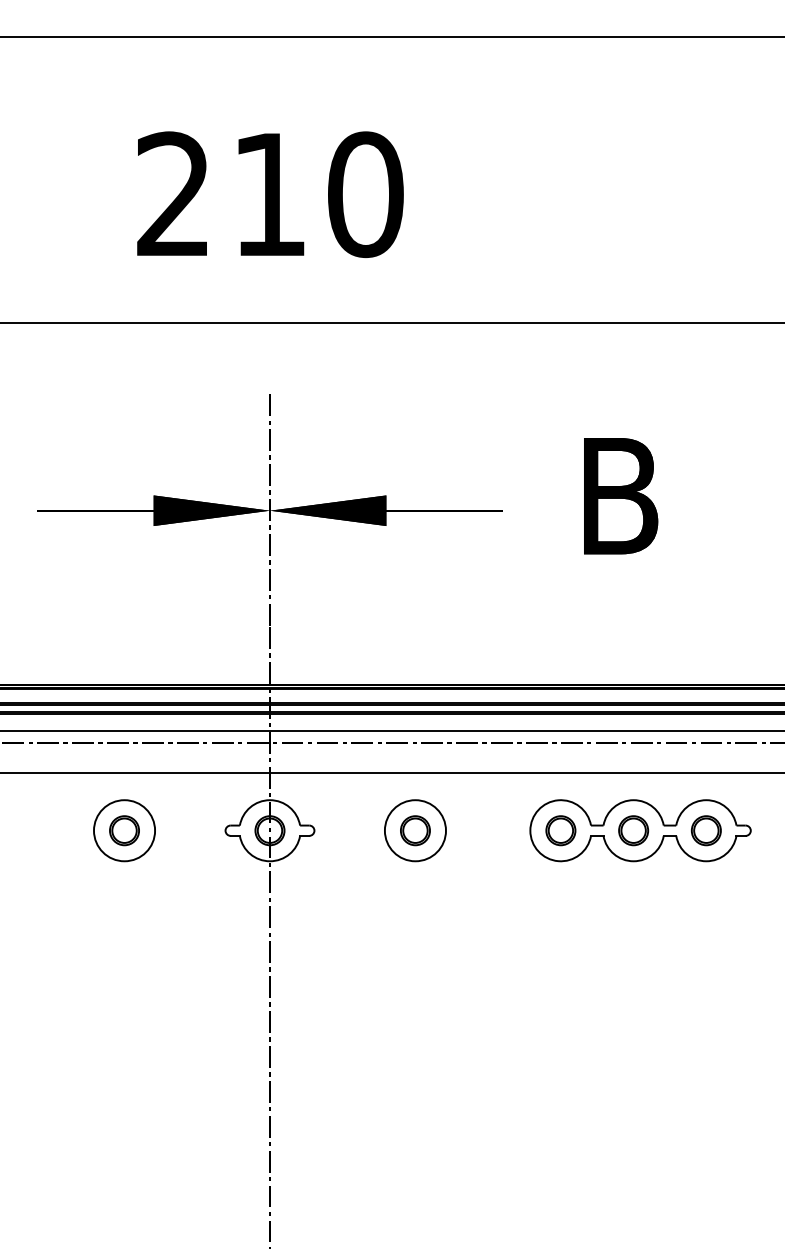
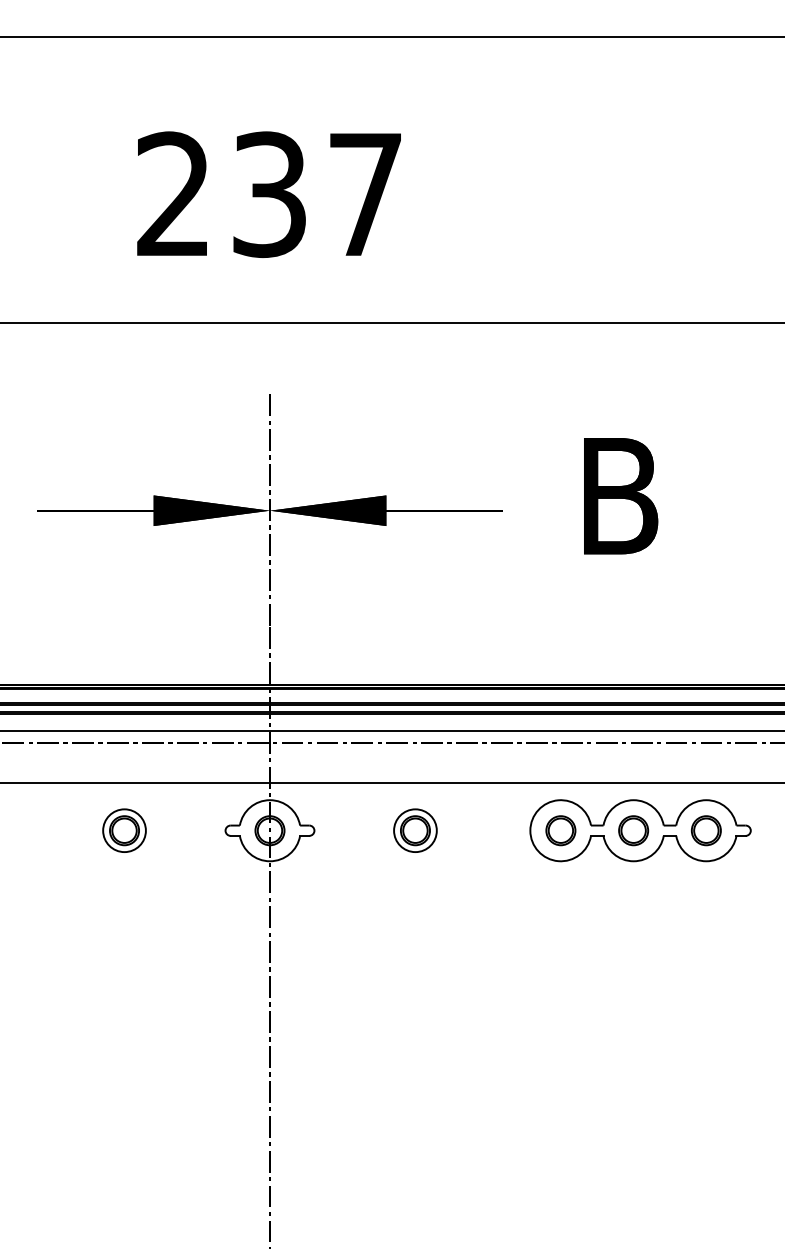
text: 210 -> 237 (318, 194)
line position: (391, 772) -> (391, 782) (391, 782)
circle diameter: 61 px -> 43 px (124, 830)
circle diameter: 61 px -> 43 px (415, 830)
